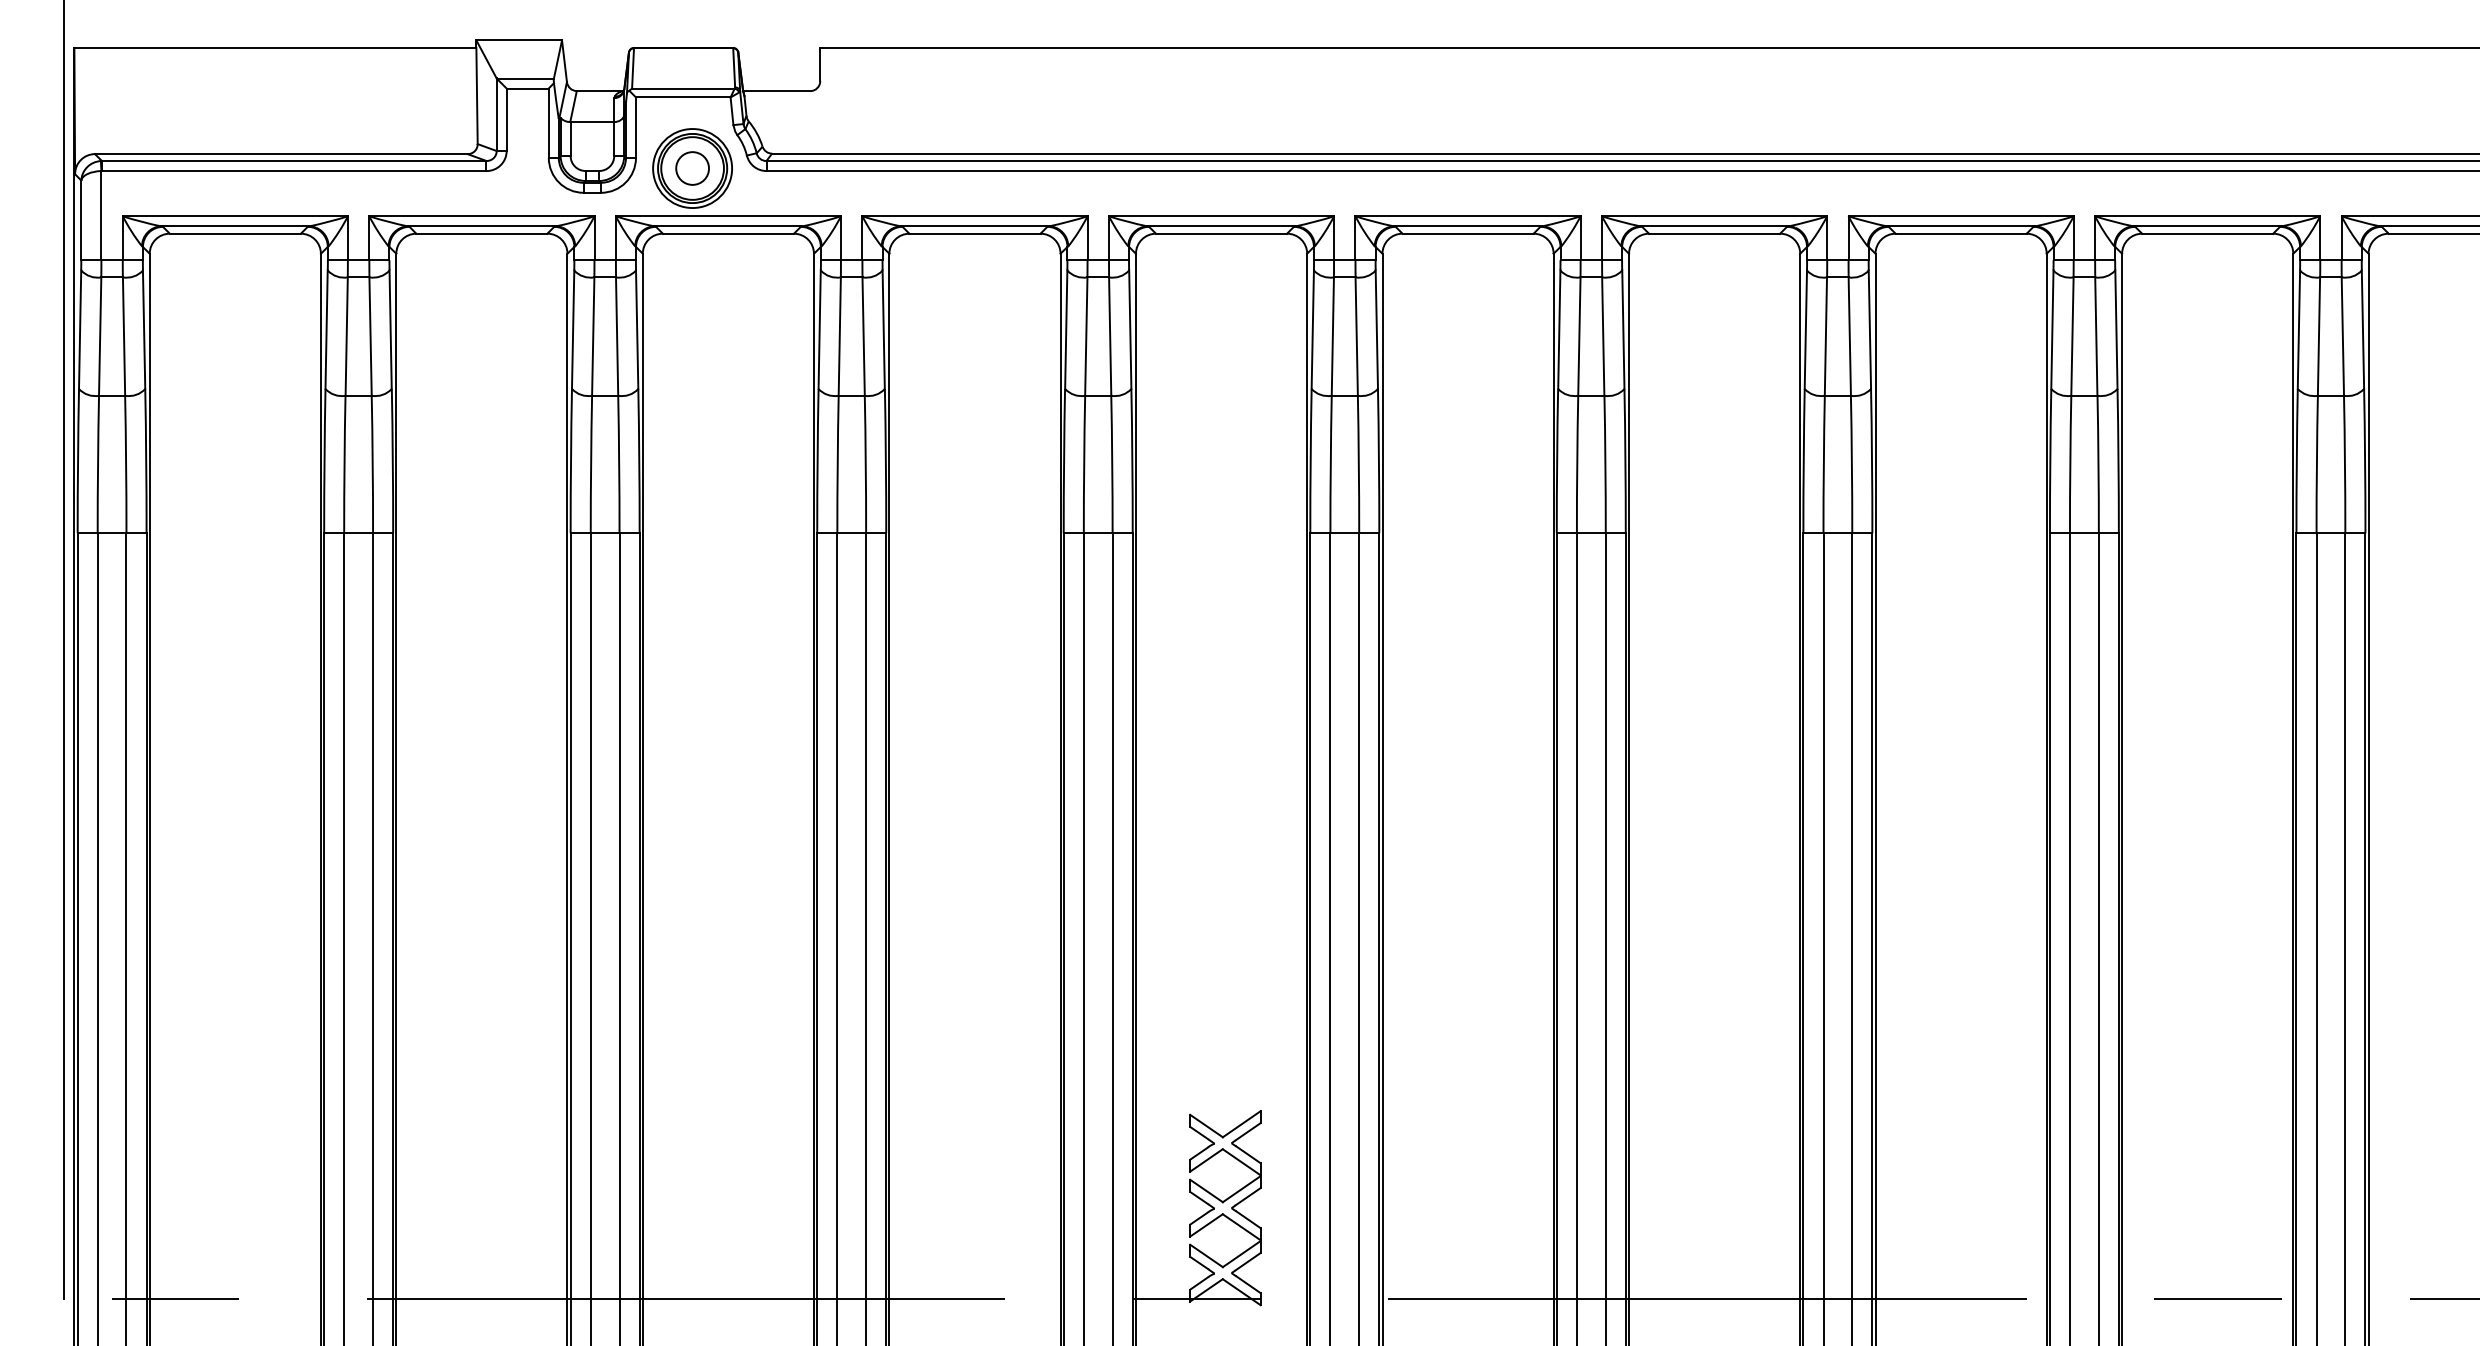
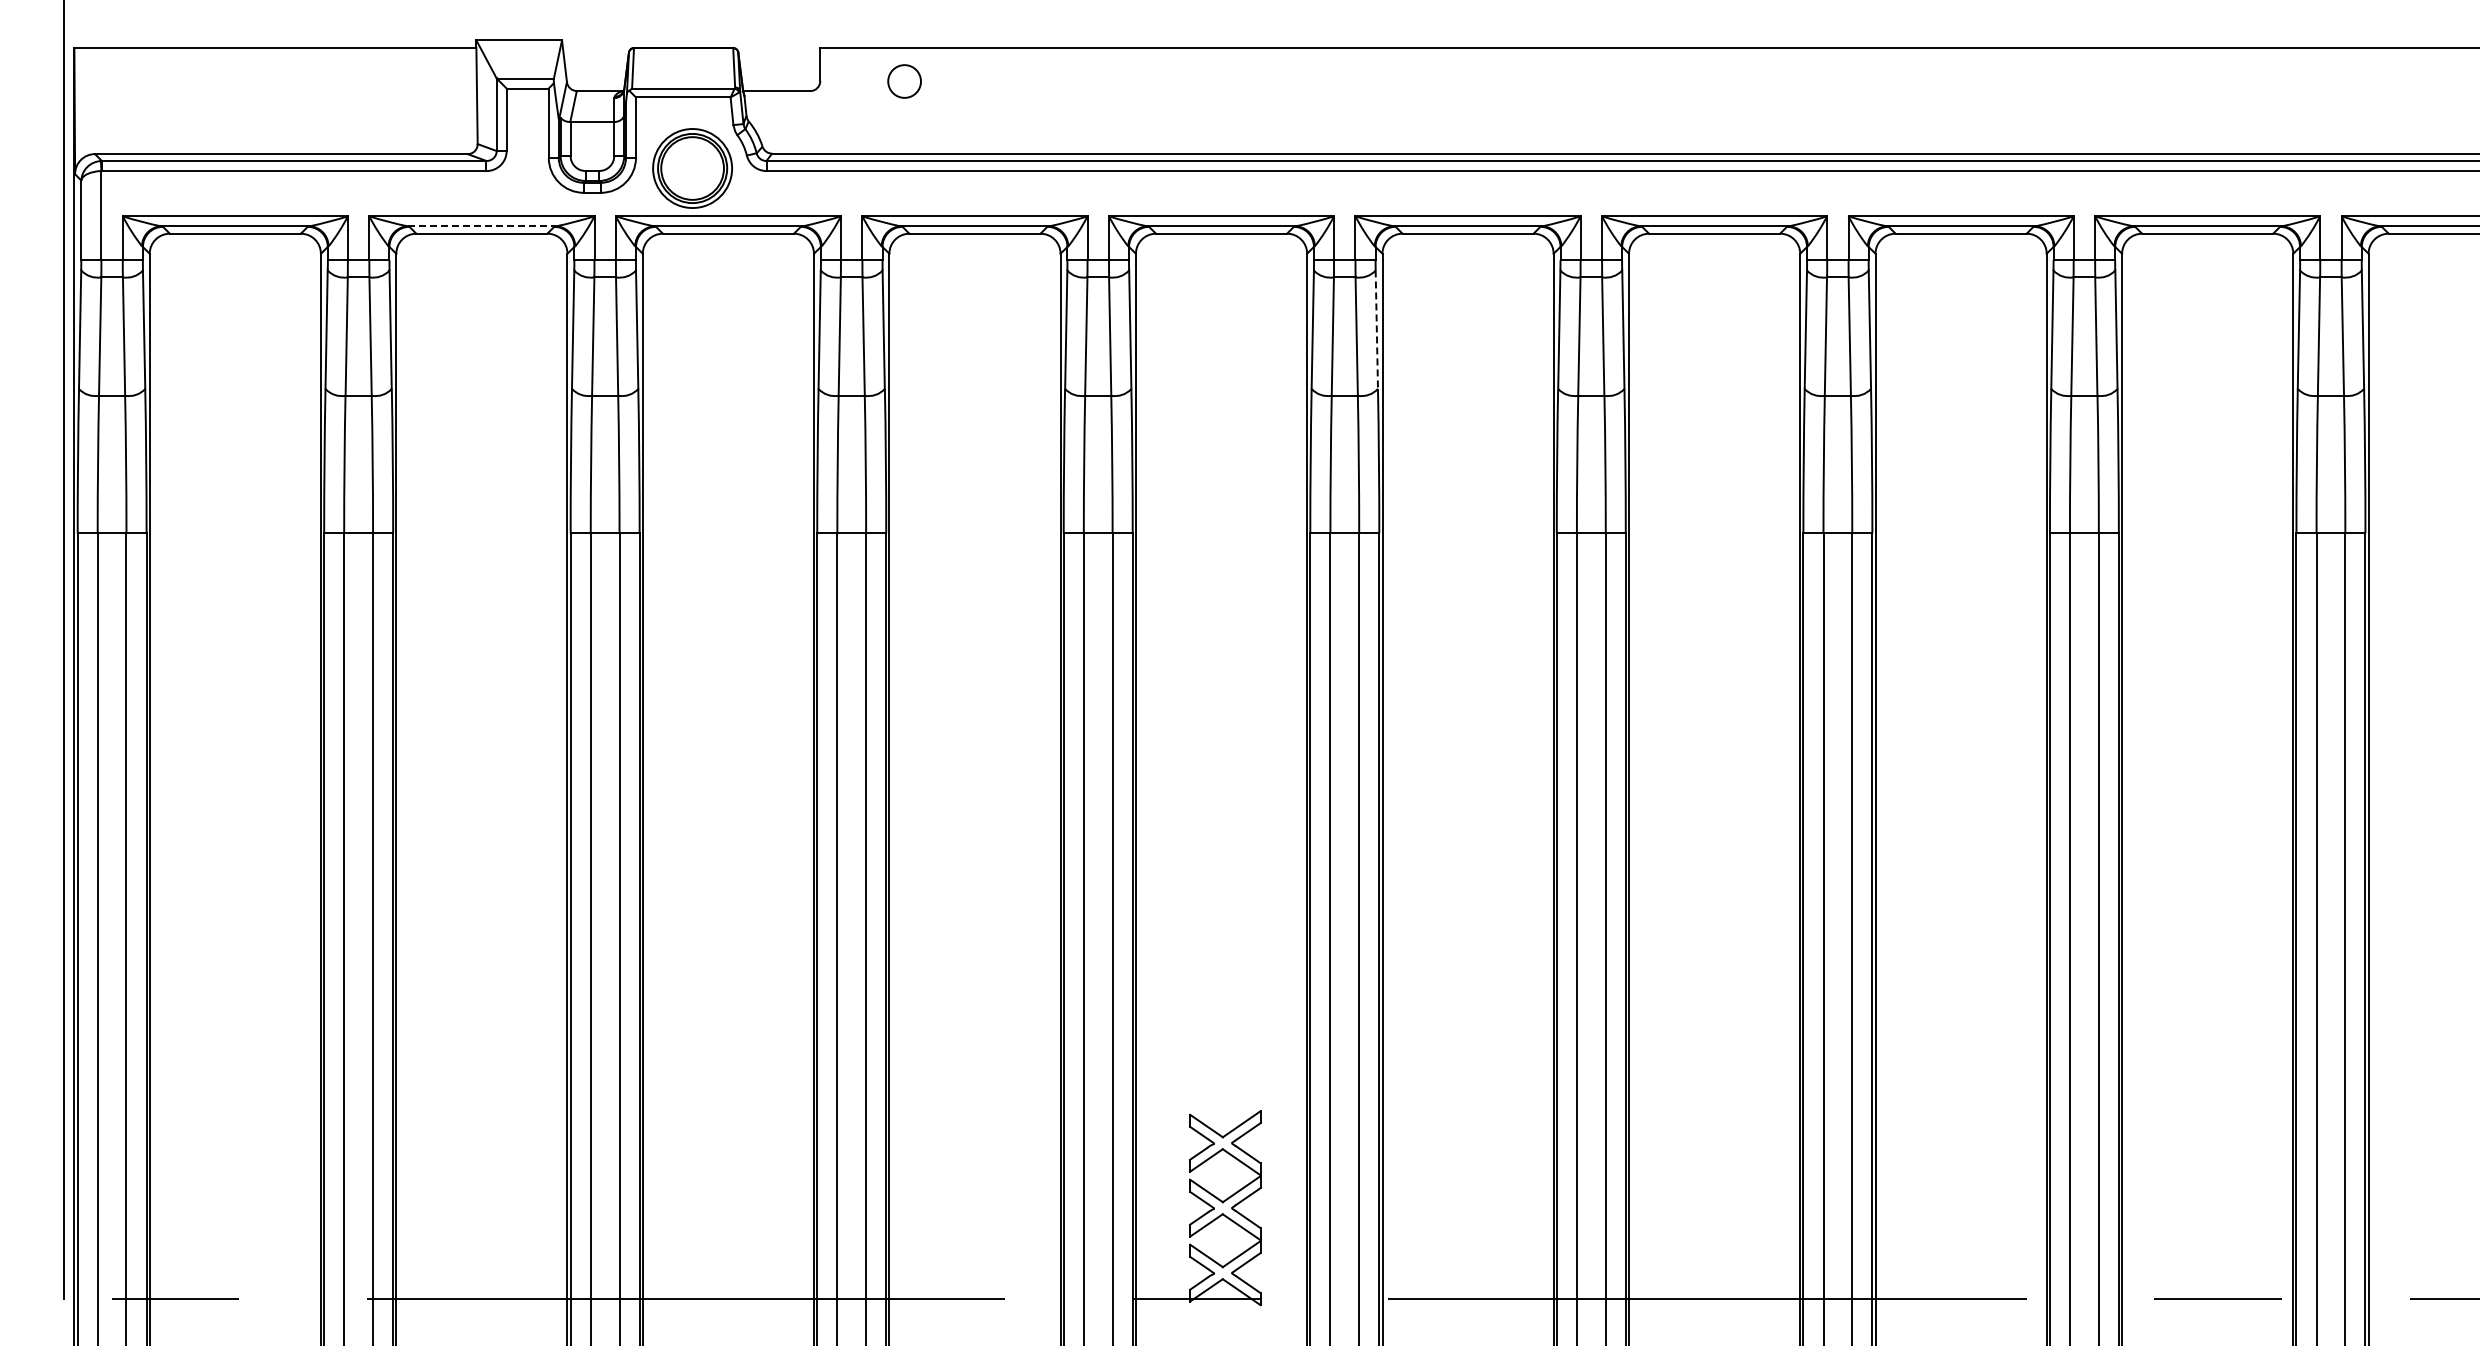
circle position: (692, 168) -> (904, 81) (904, 81)
line: solid -> dashed (482, 226)
line: solid -> dashed (1376, 330)
